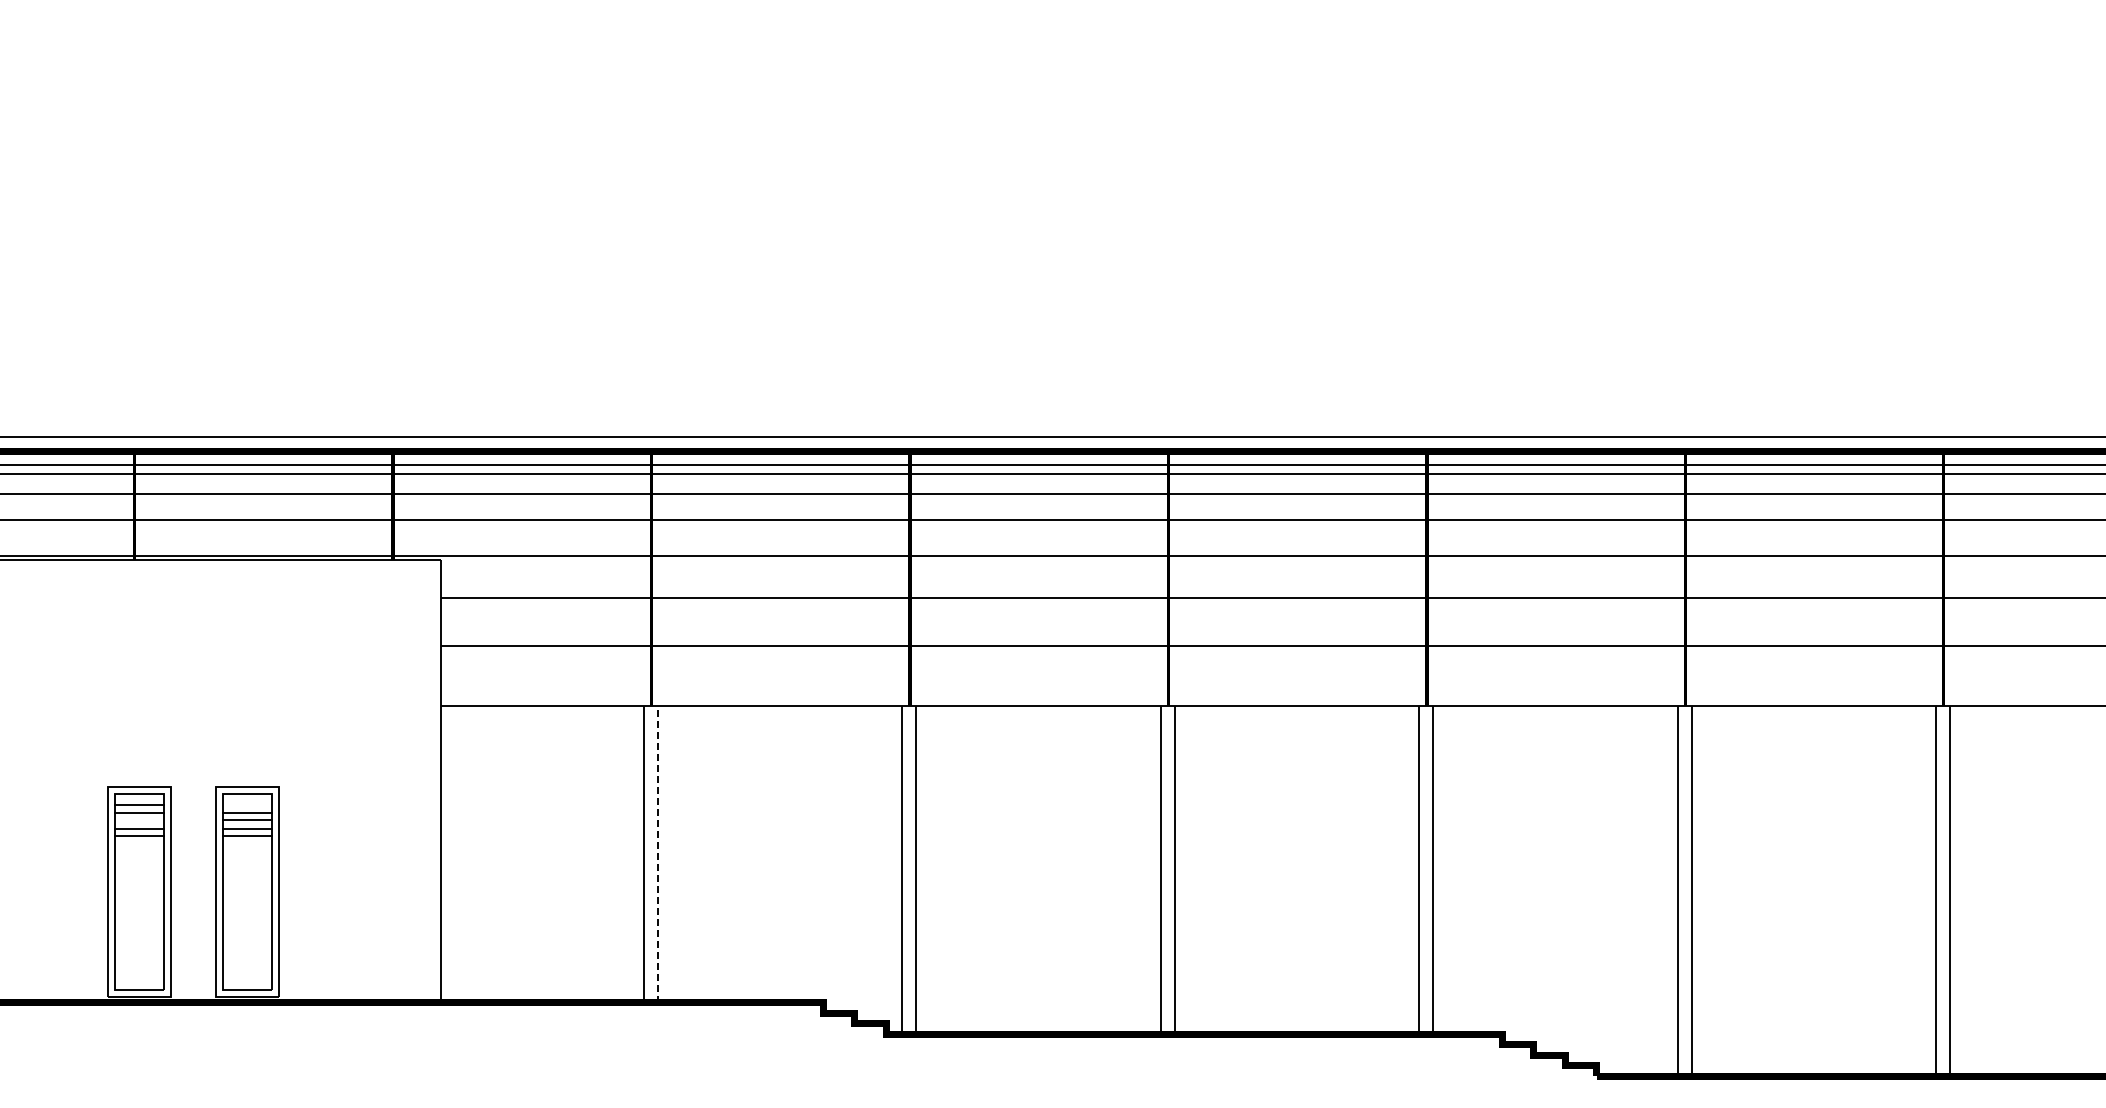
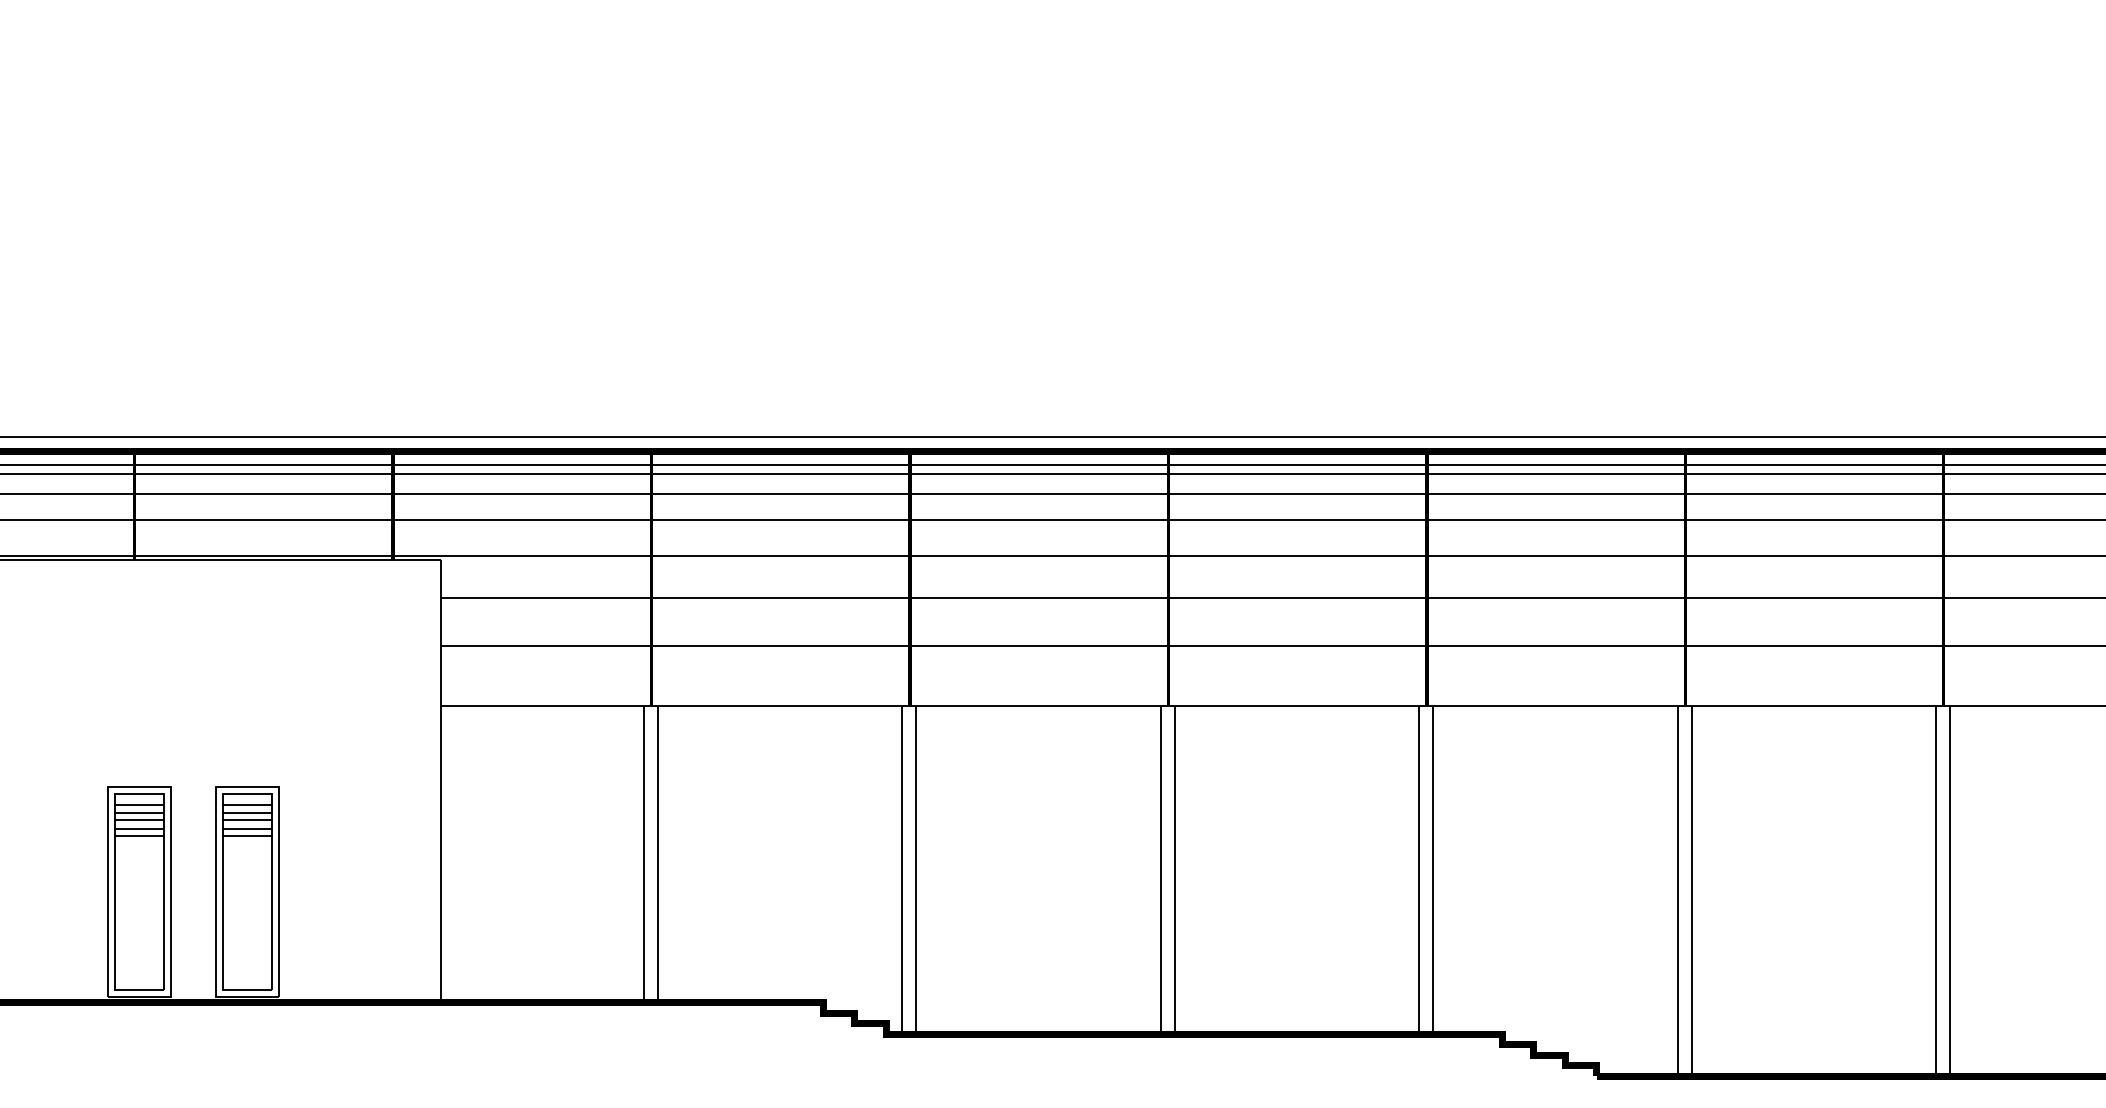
line: none -> present (246, 804)
line: none -> present (138, 820)
line: dashed -> solid (657, 853)
